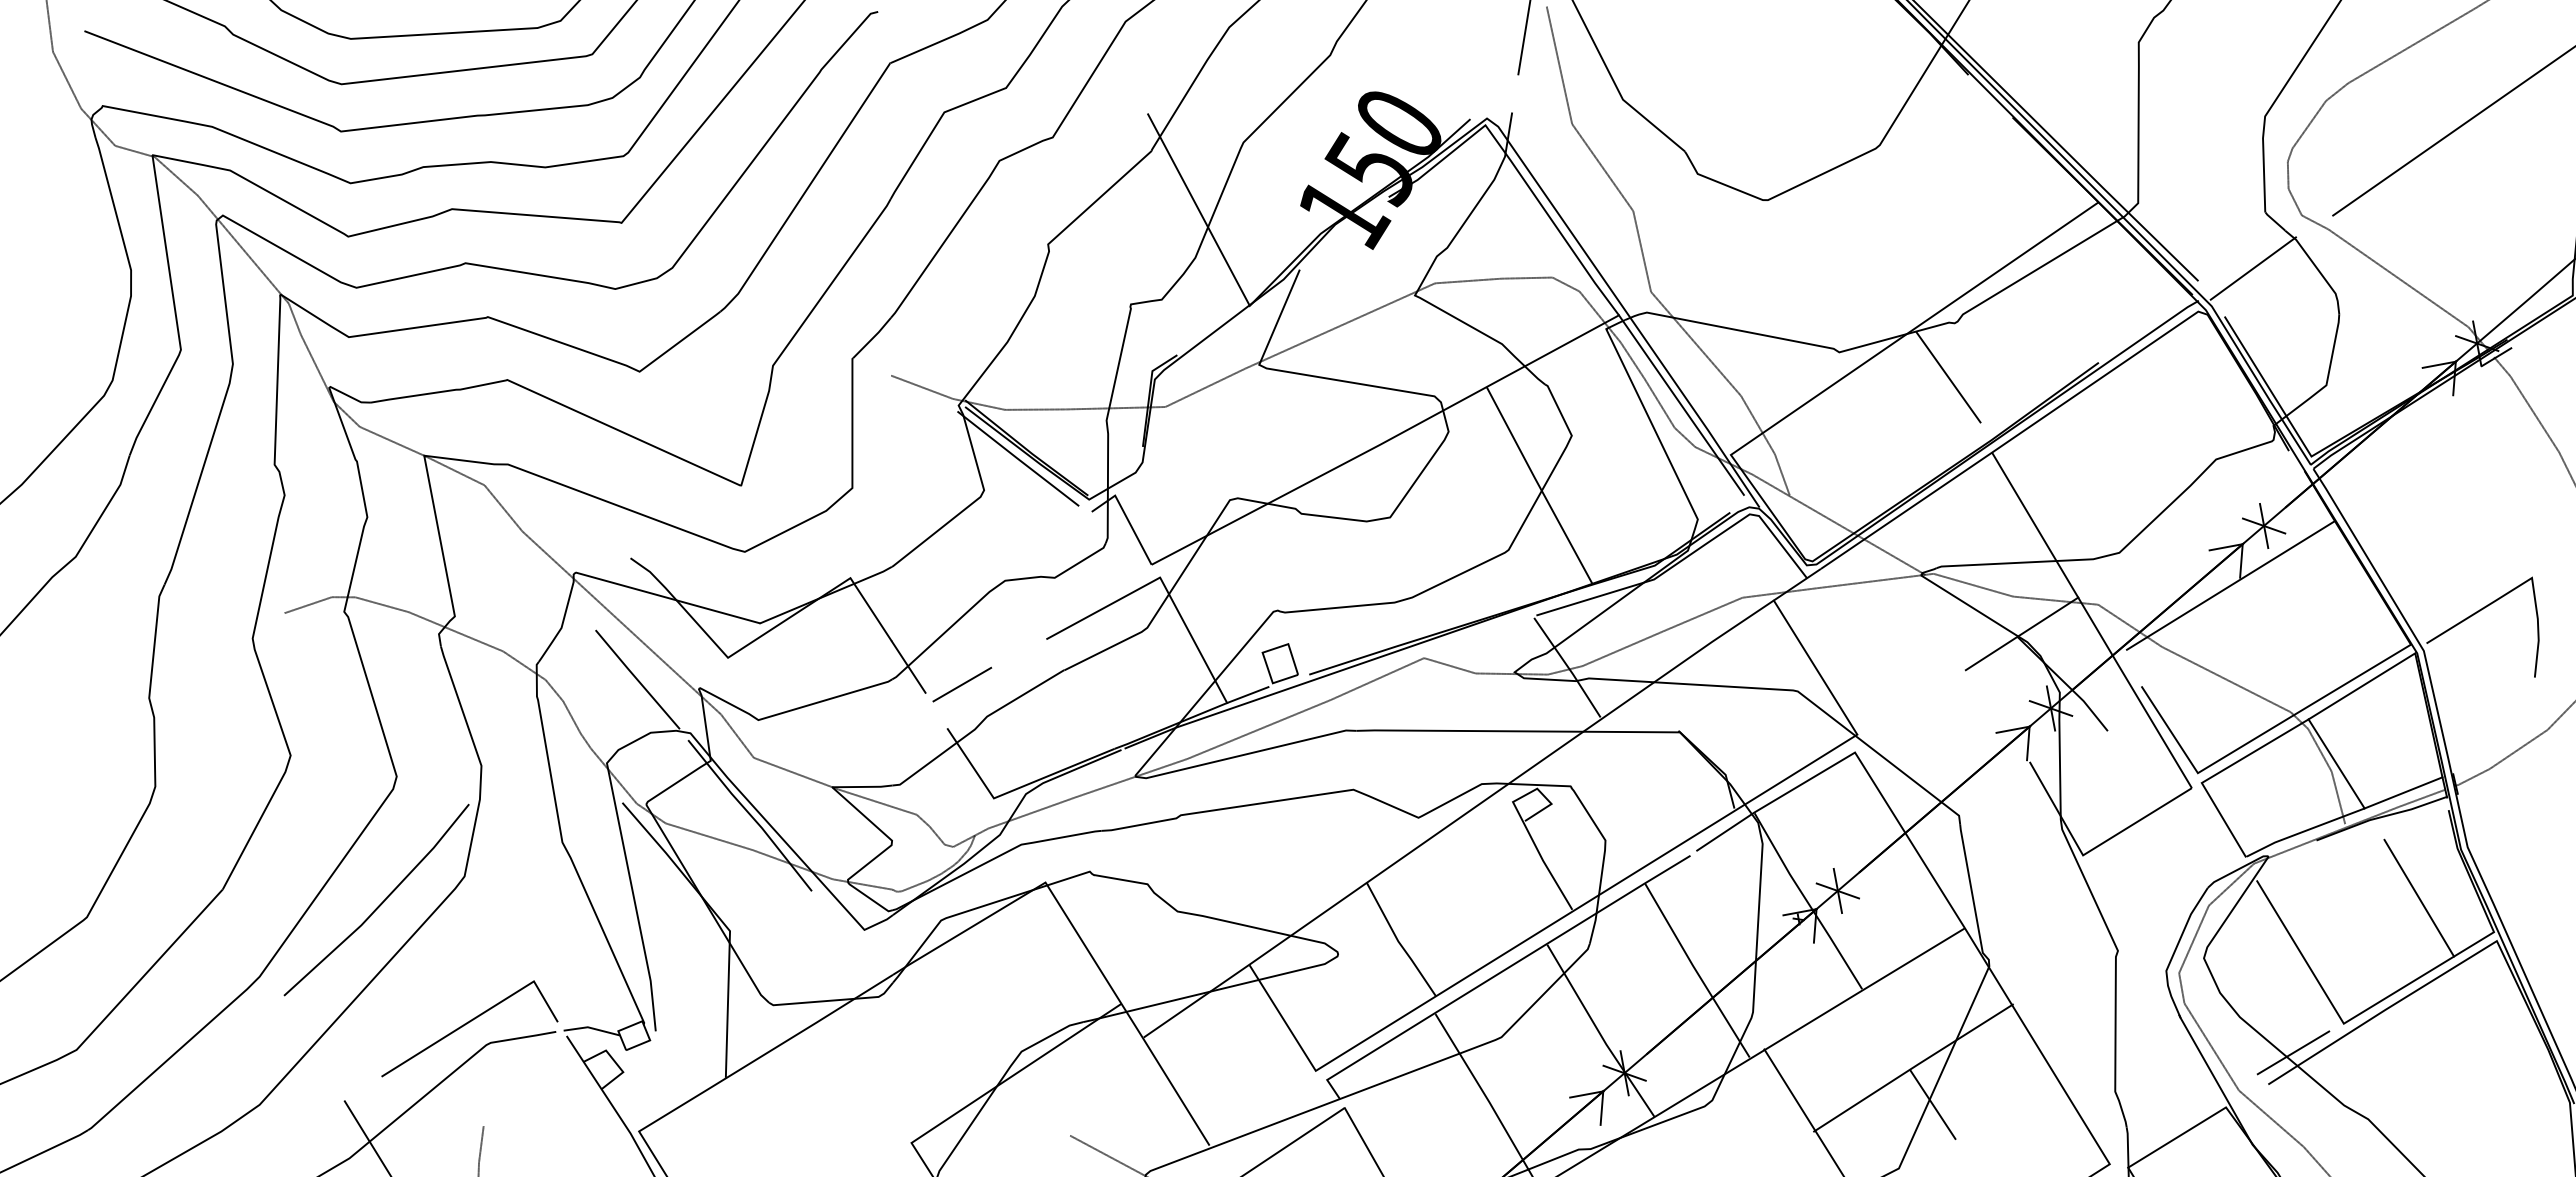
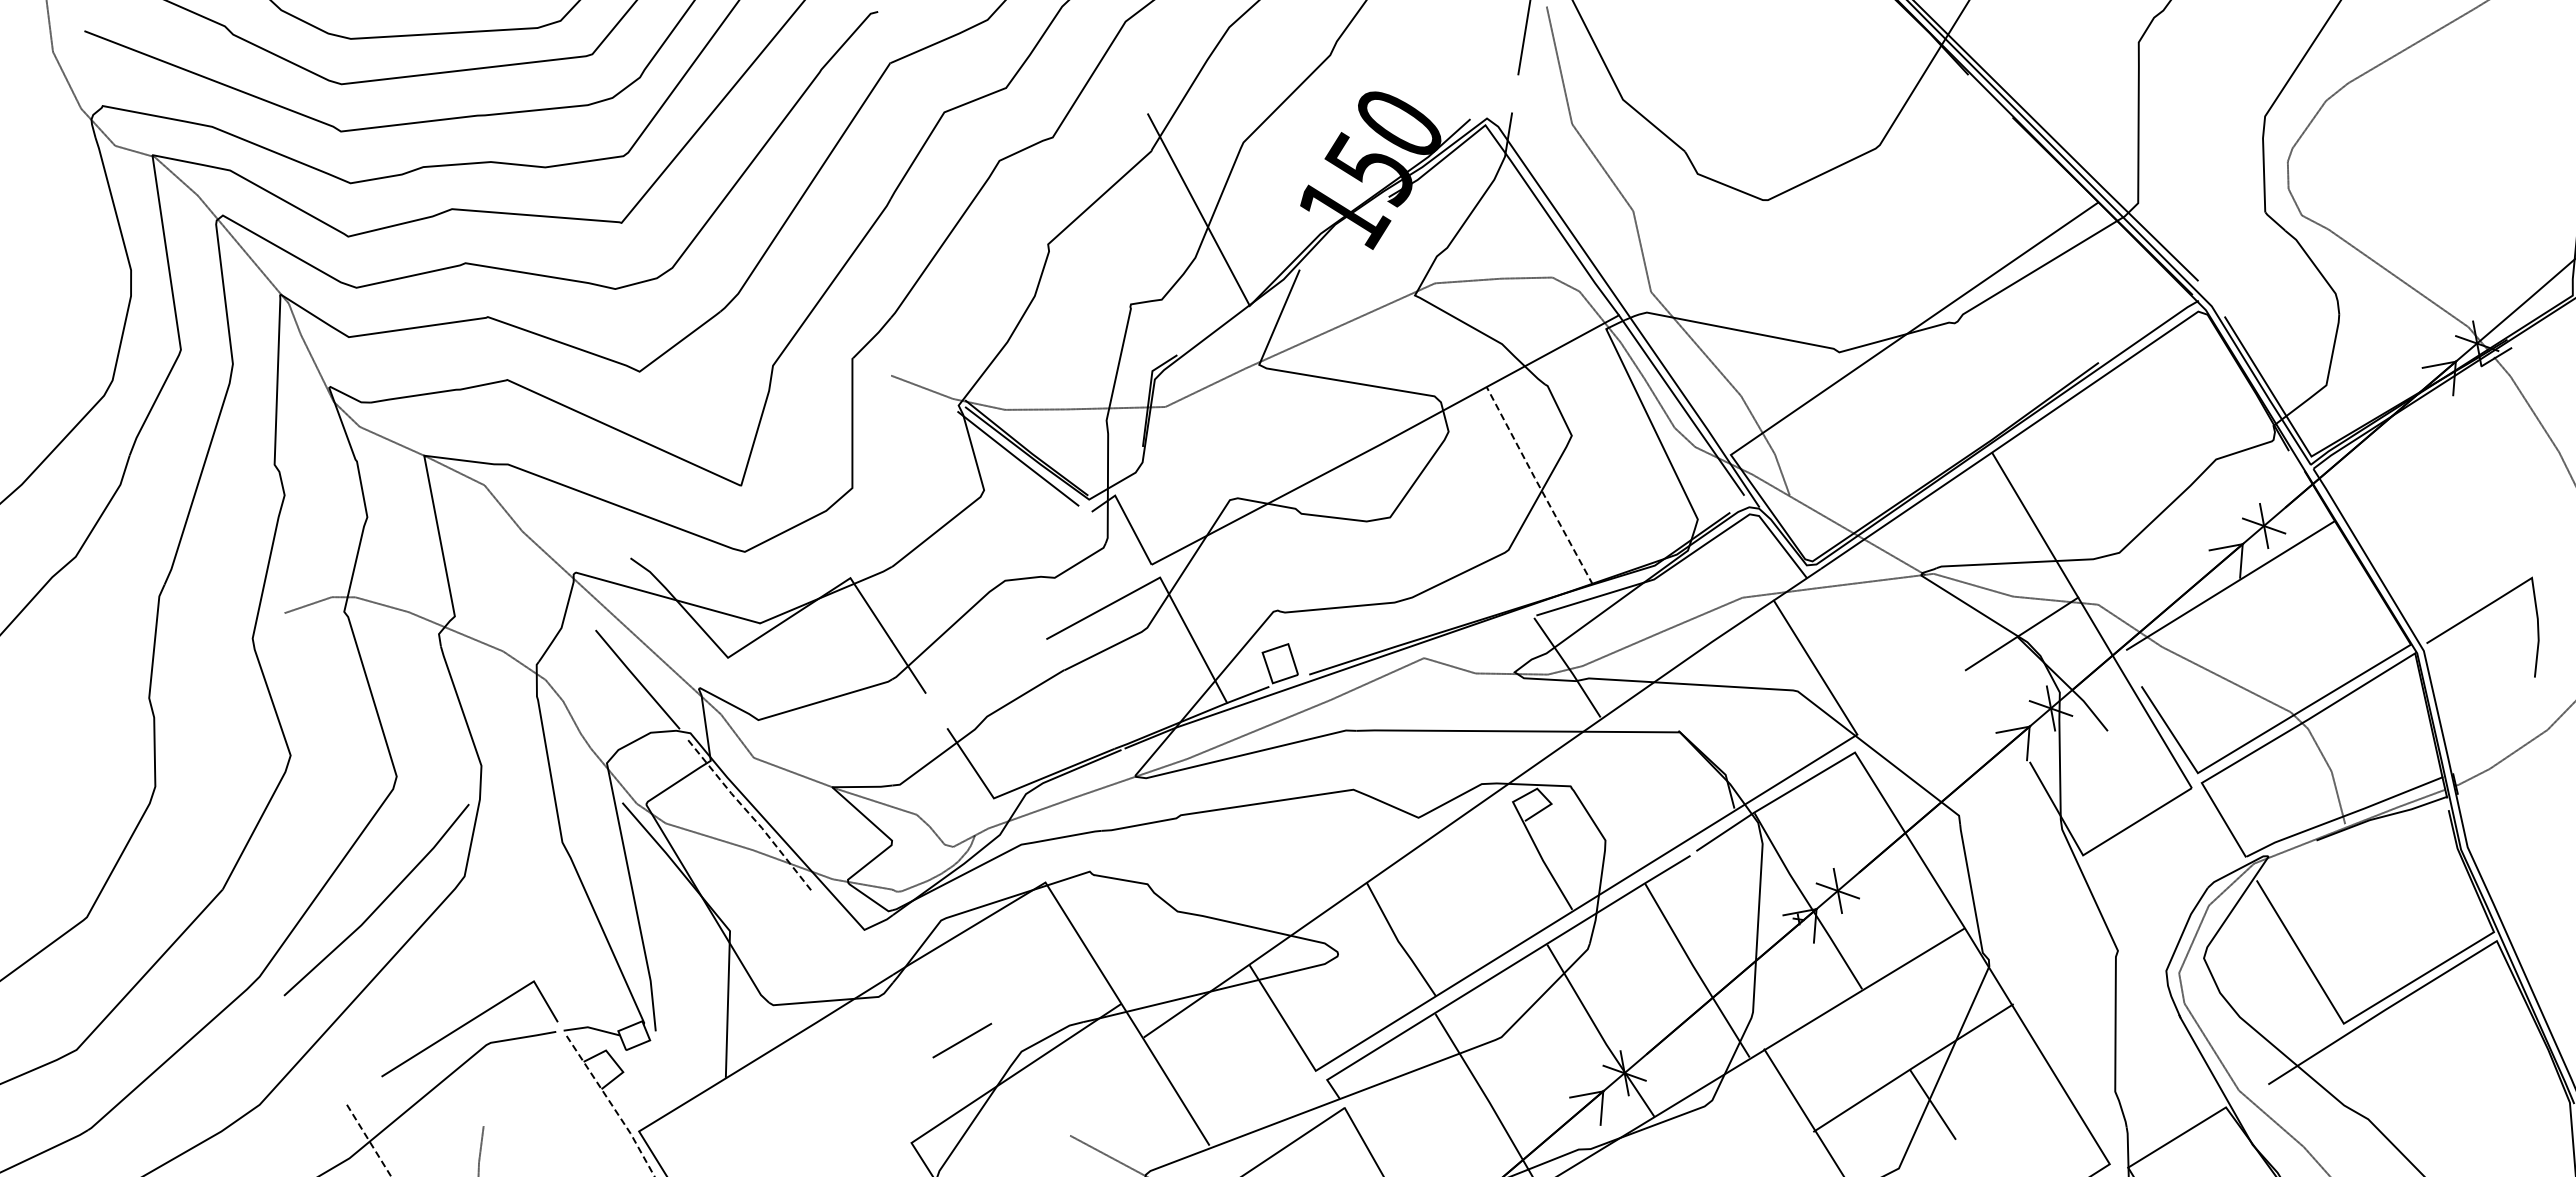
line: present -> none (2452, 131)
line: present -> none (2252, 268)
line: present -> none (1948, 377)
line: solid -> dashed (1539, 485)
line position: (962, 684) -> (962, 1040) (962, 1040)
line: present -> none (2336, 763)
line: solid -> dashed (751, 815)
line: present -> none (2419, 897)
line: present -> none (2293, 1052)
line: solid -> dashed (612, 1106)
line: solid -> dashed (367, 1138)
